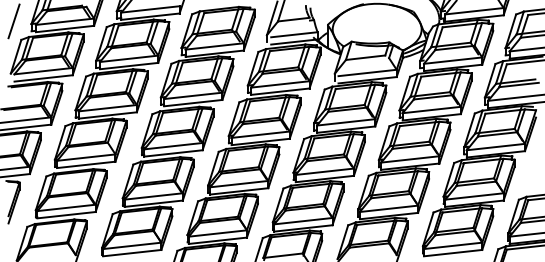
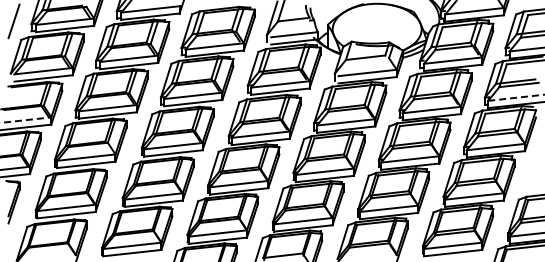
line: solid -> dashed (516, 97)
line: solid -> dashed (25, 120)
